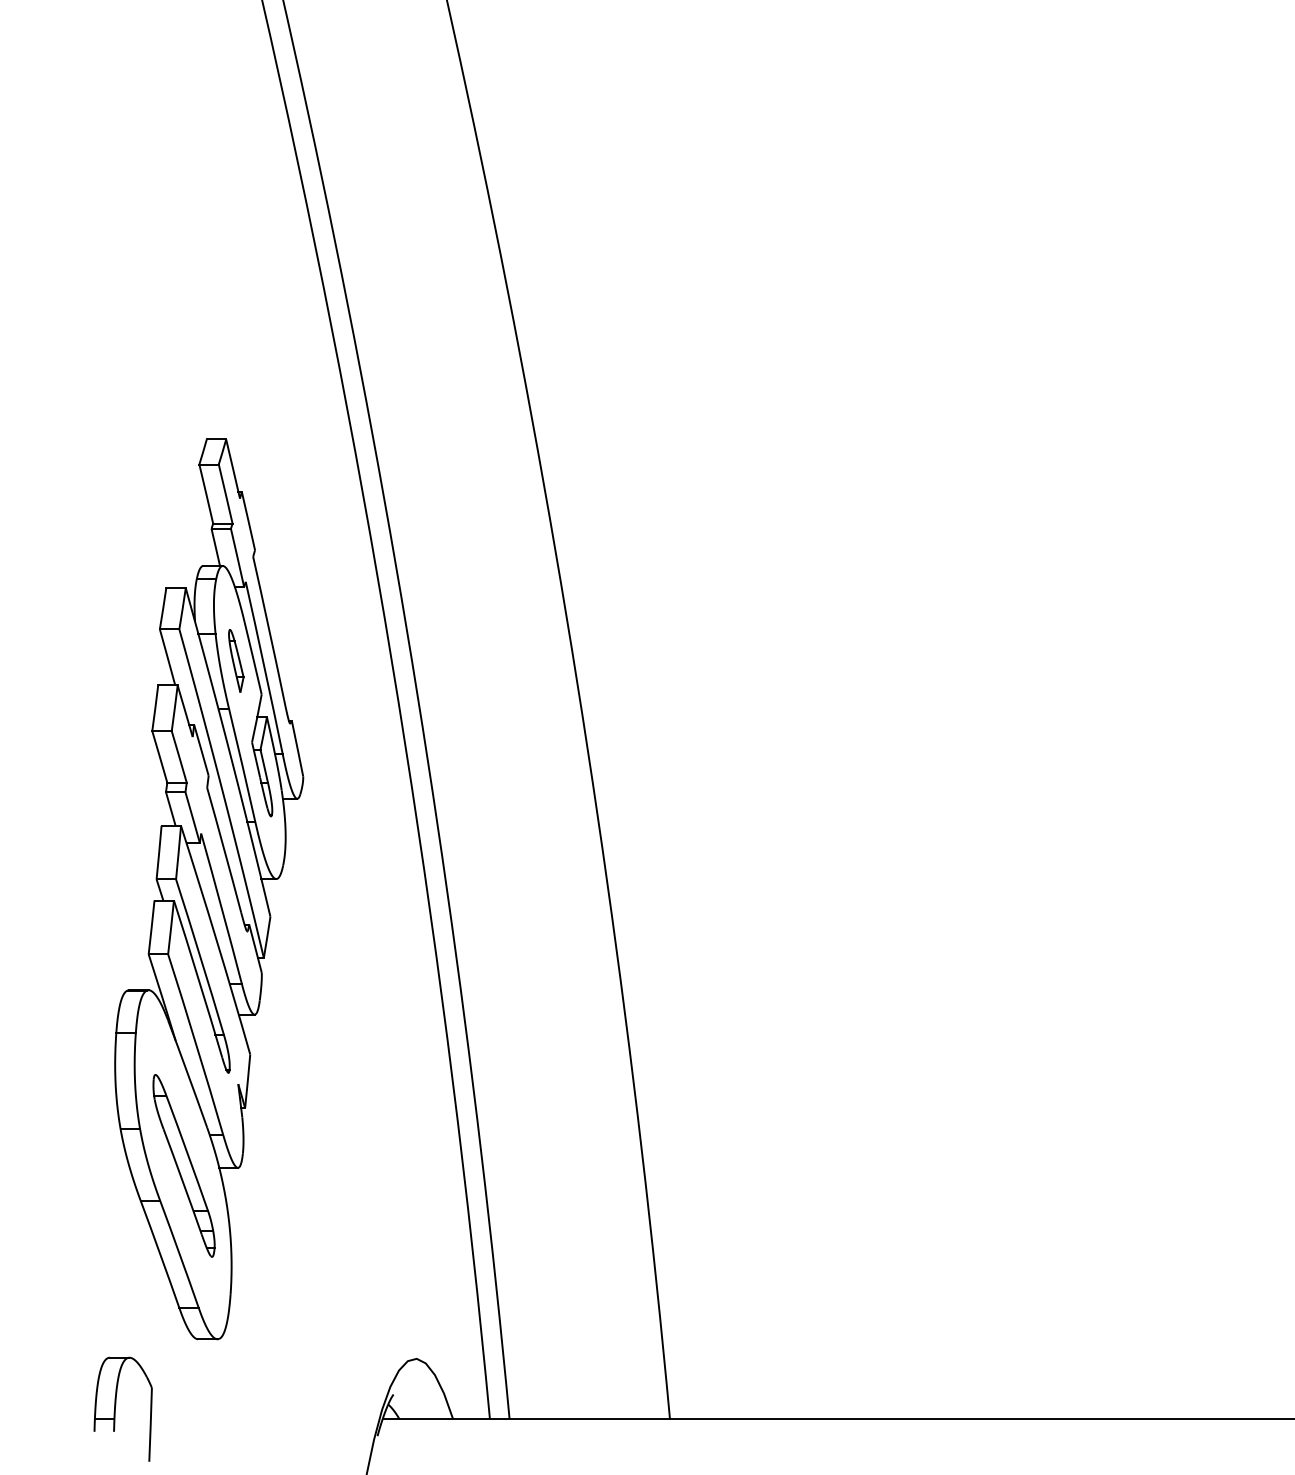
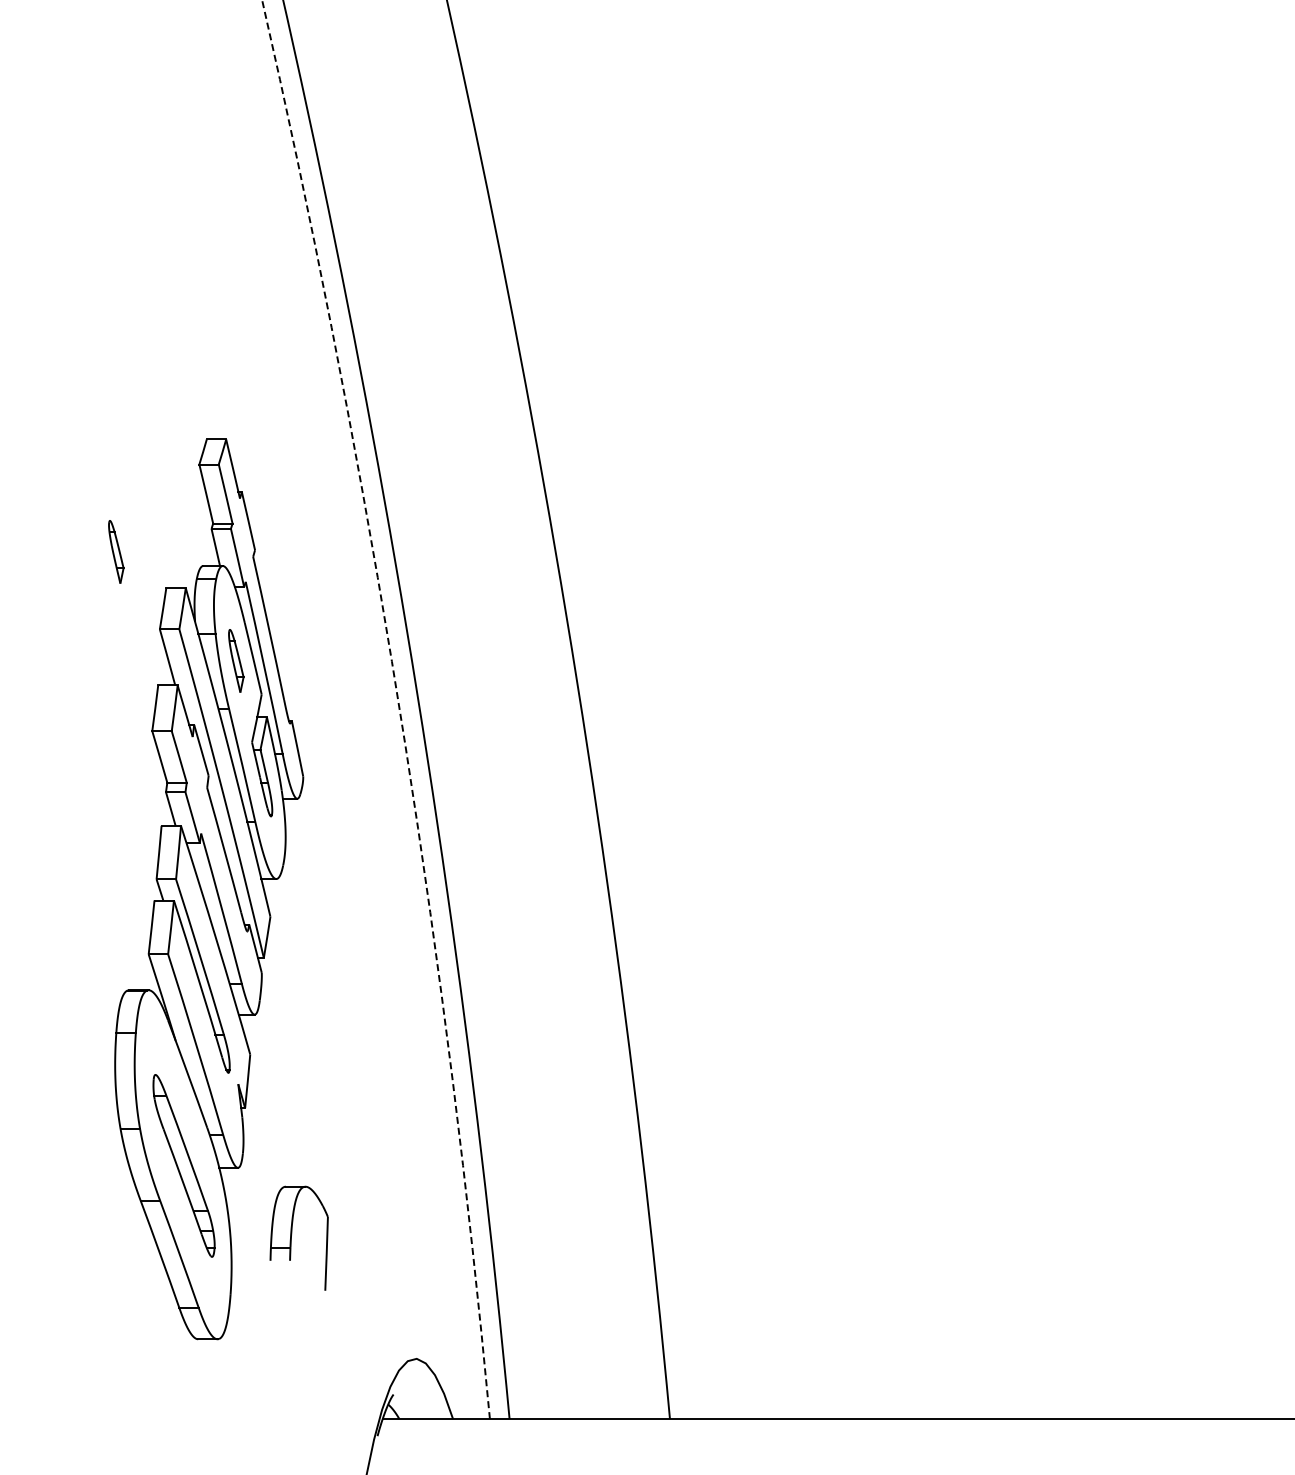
part: none -> present (116, 551)
arc: solid -> dashed (399, 705)
part position: (116, 1405) -> (292, 1234) (292, 1234)
